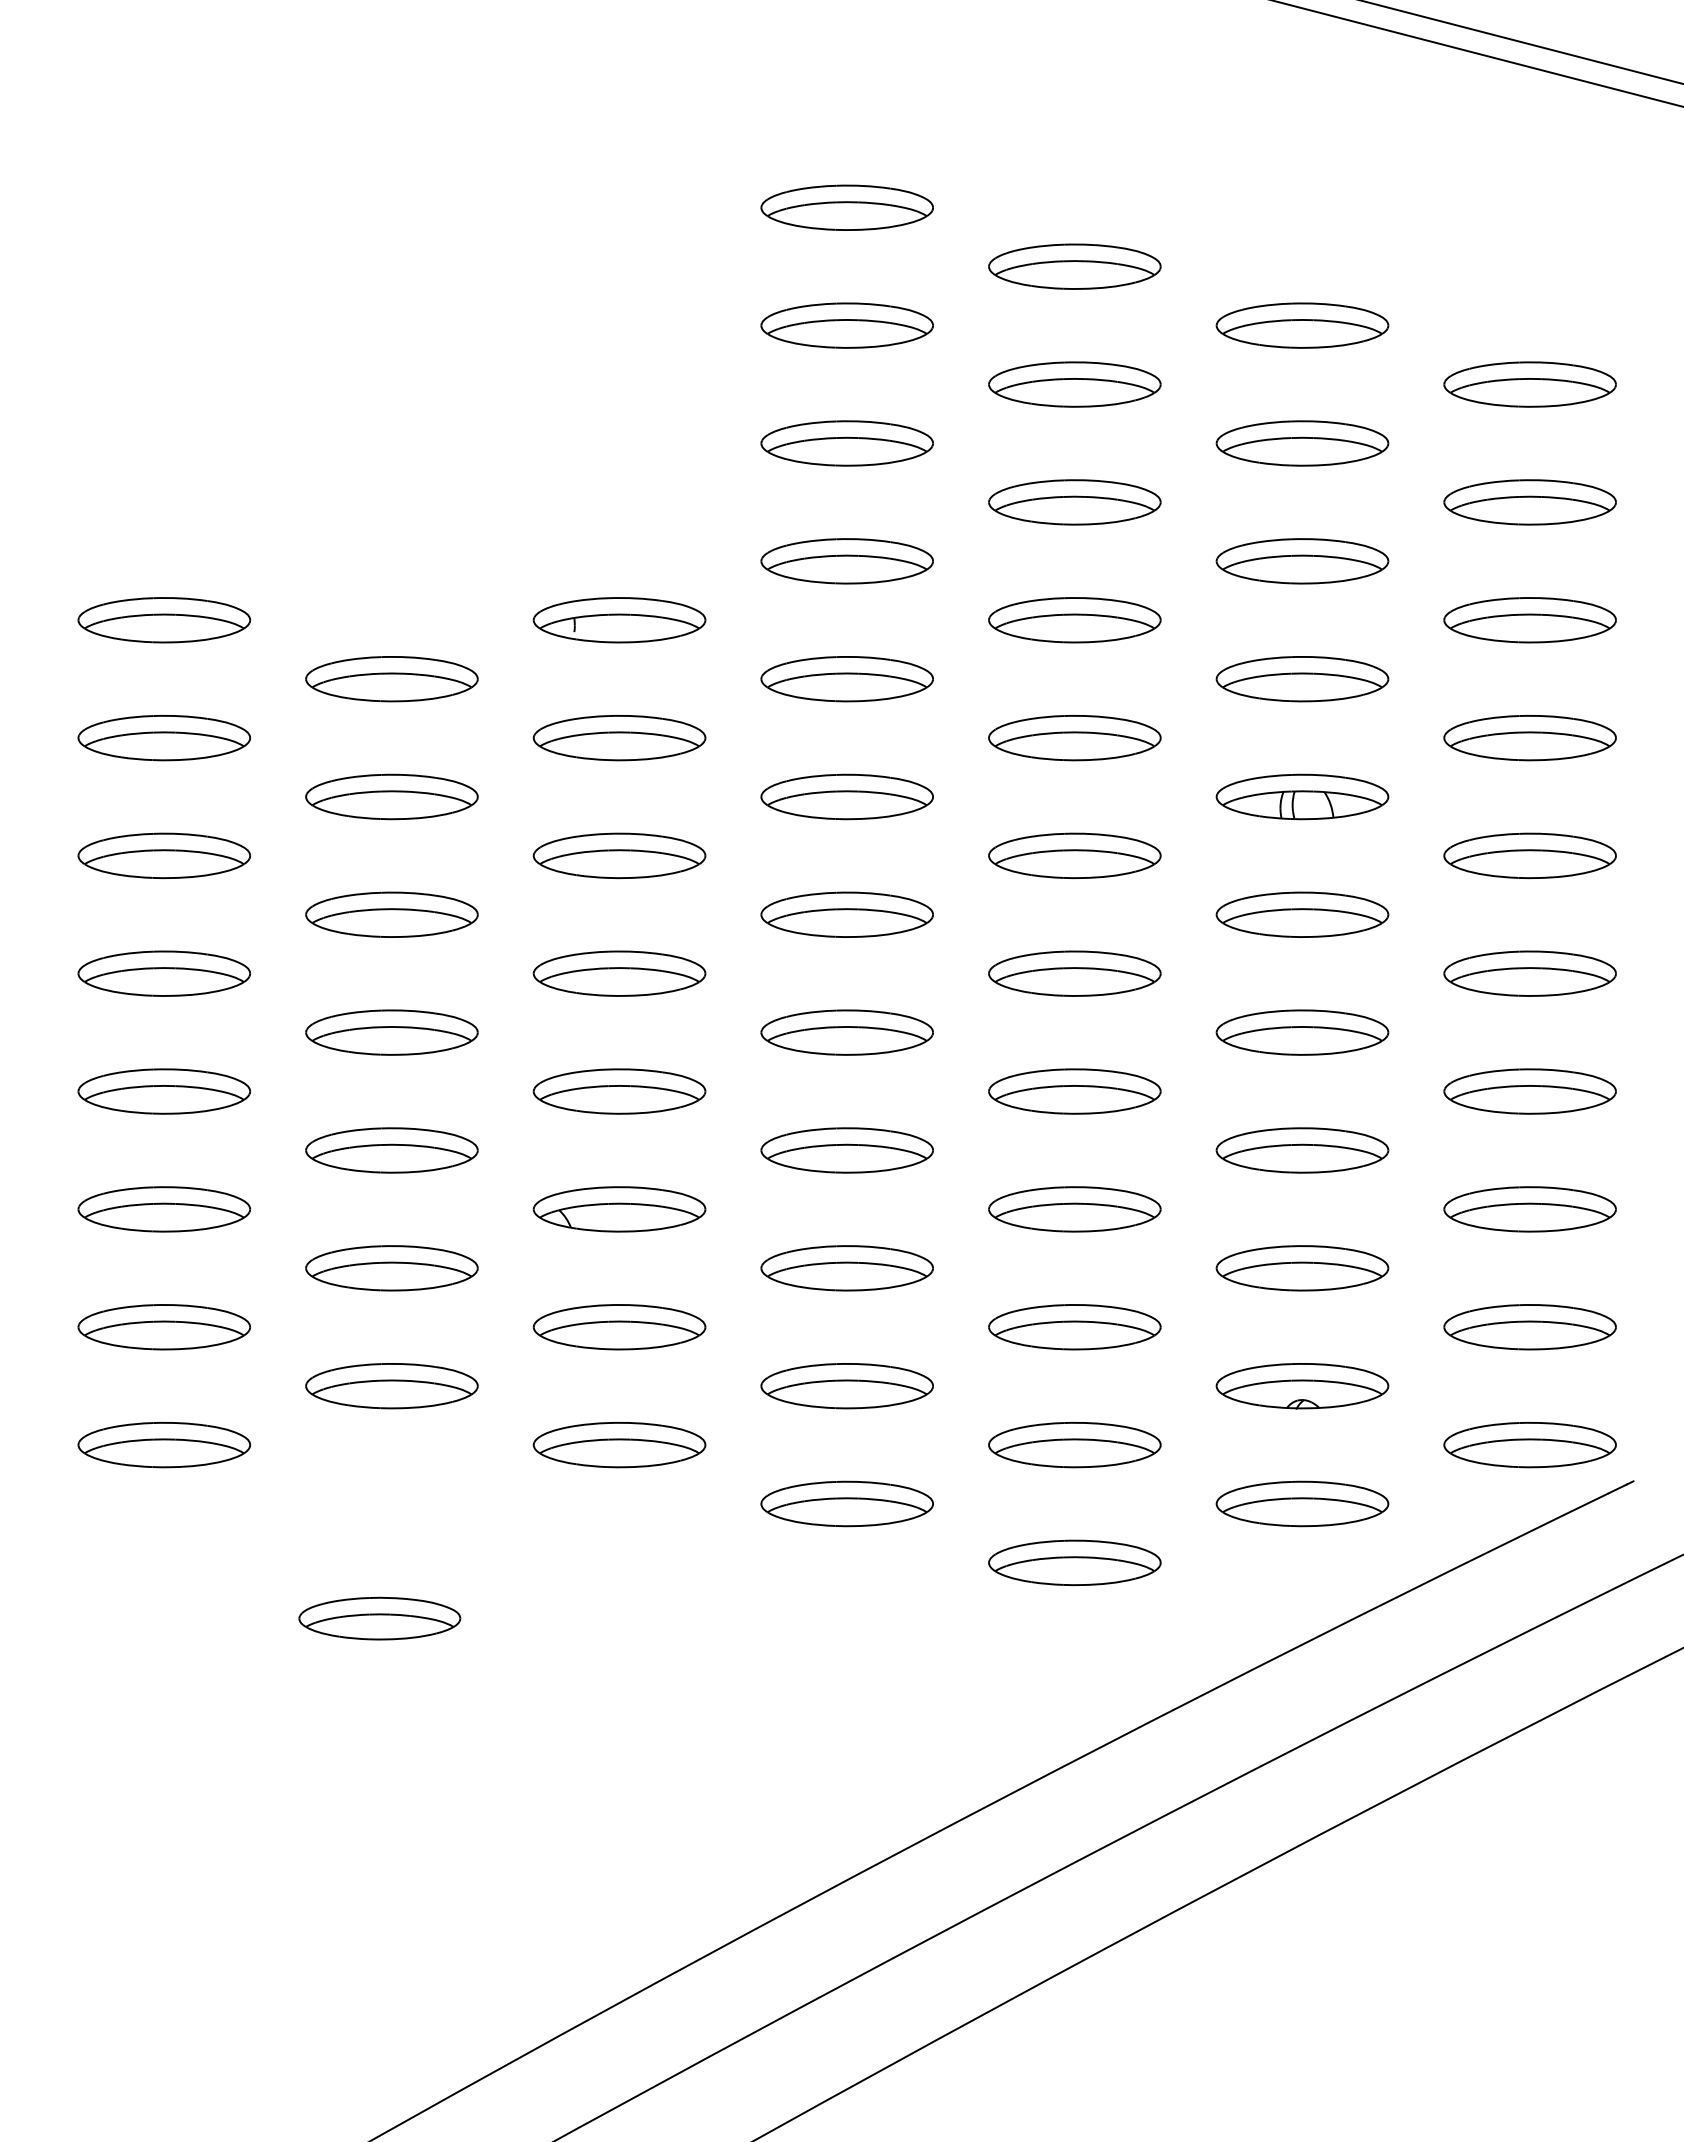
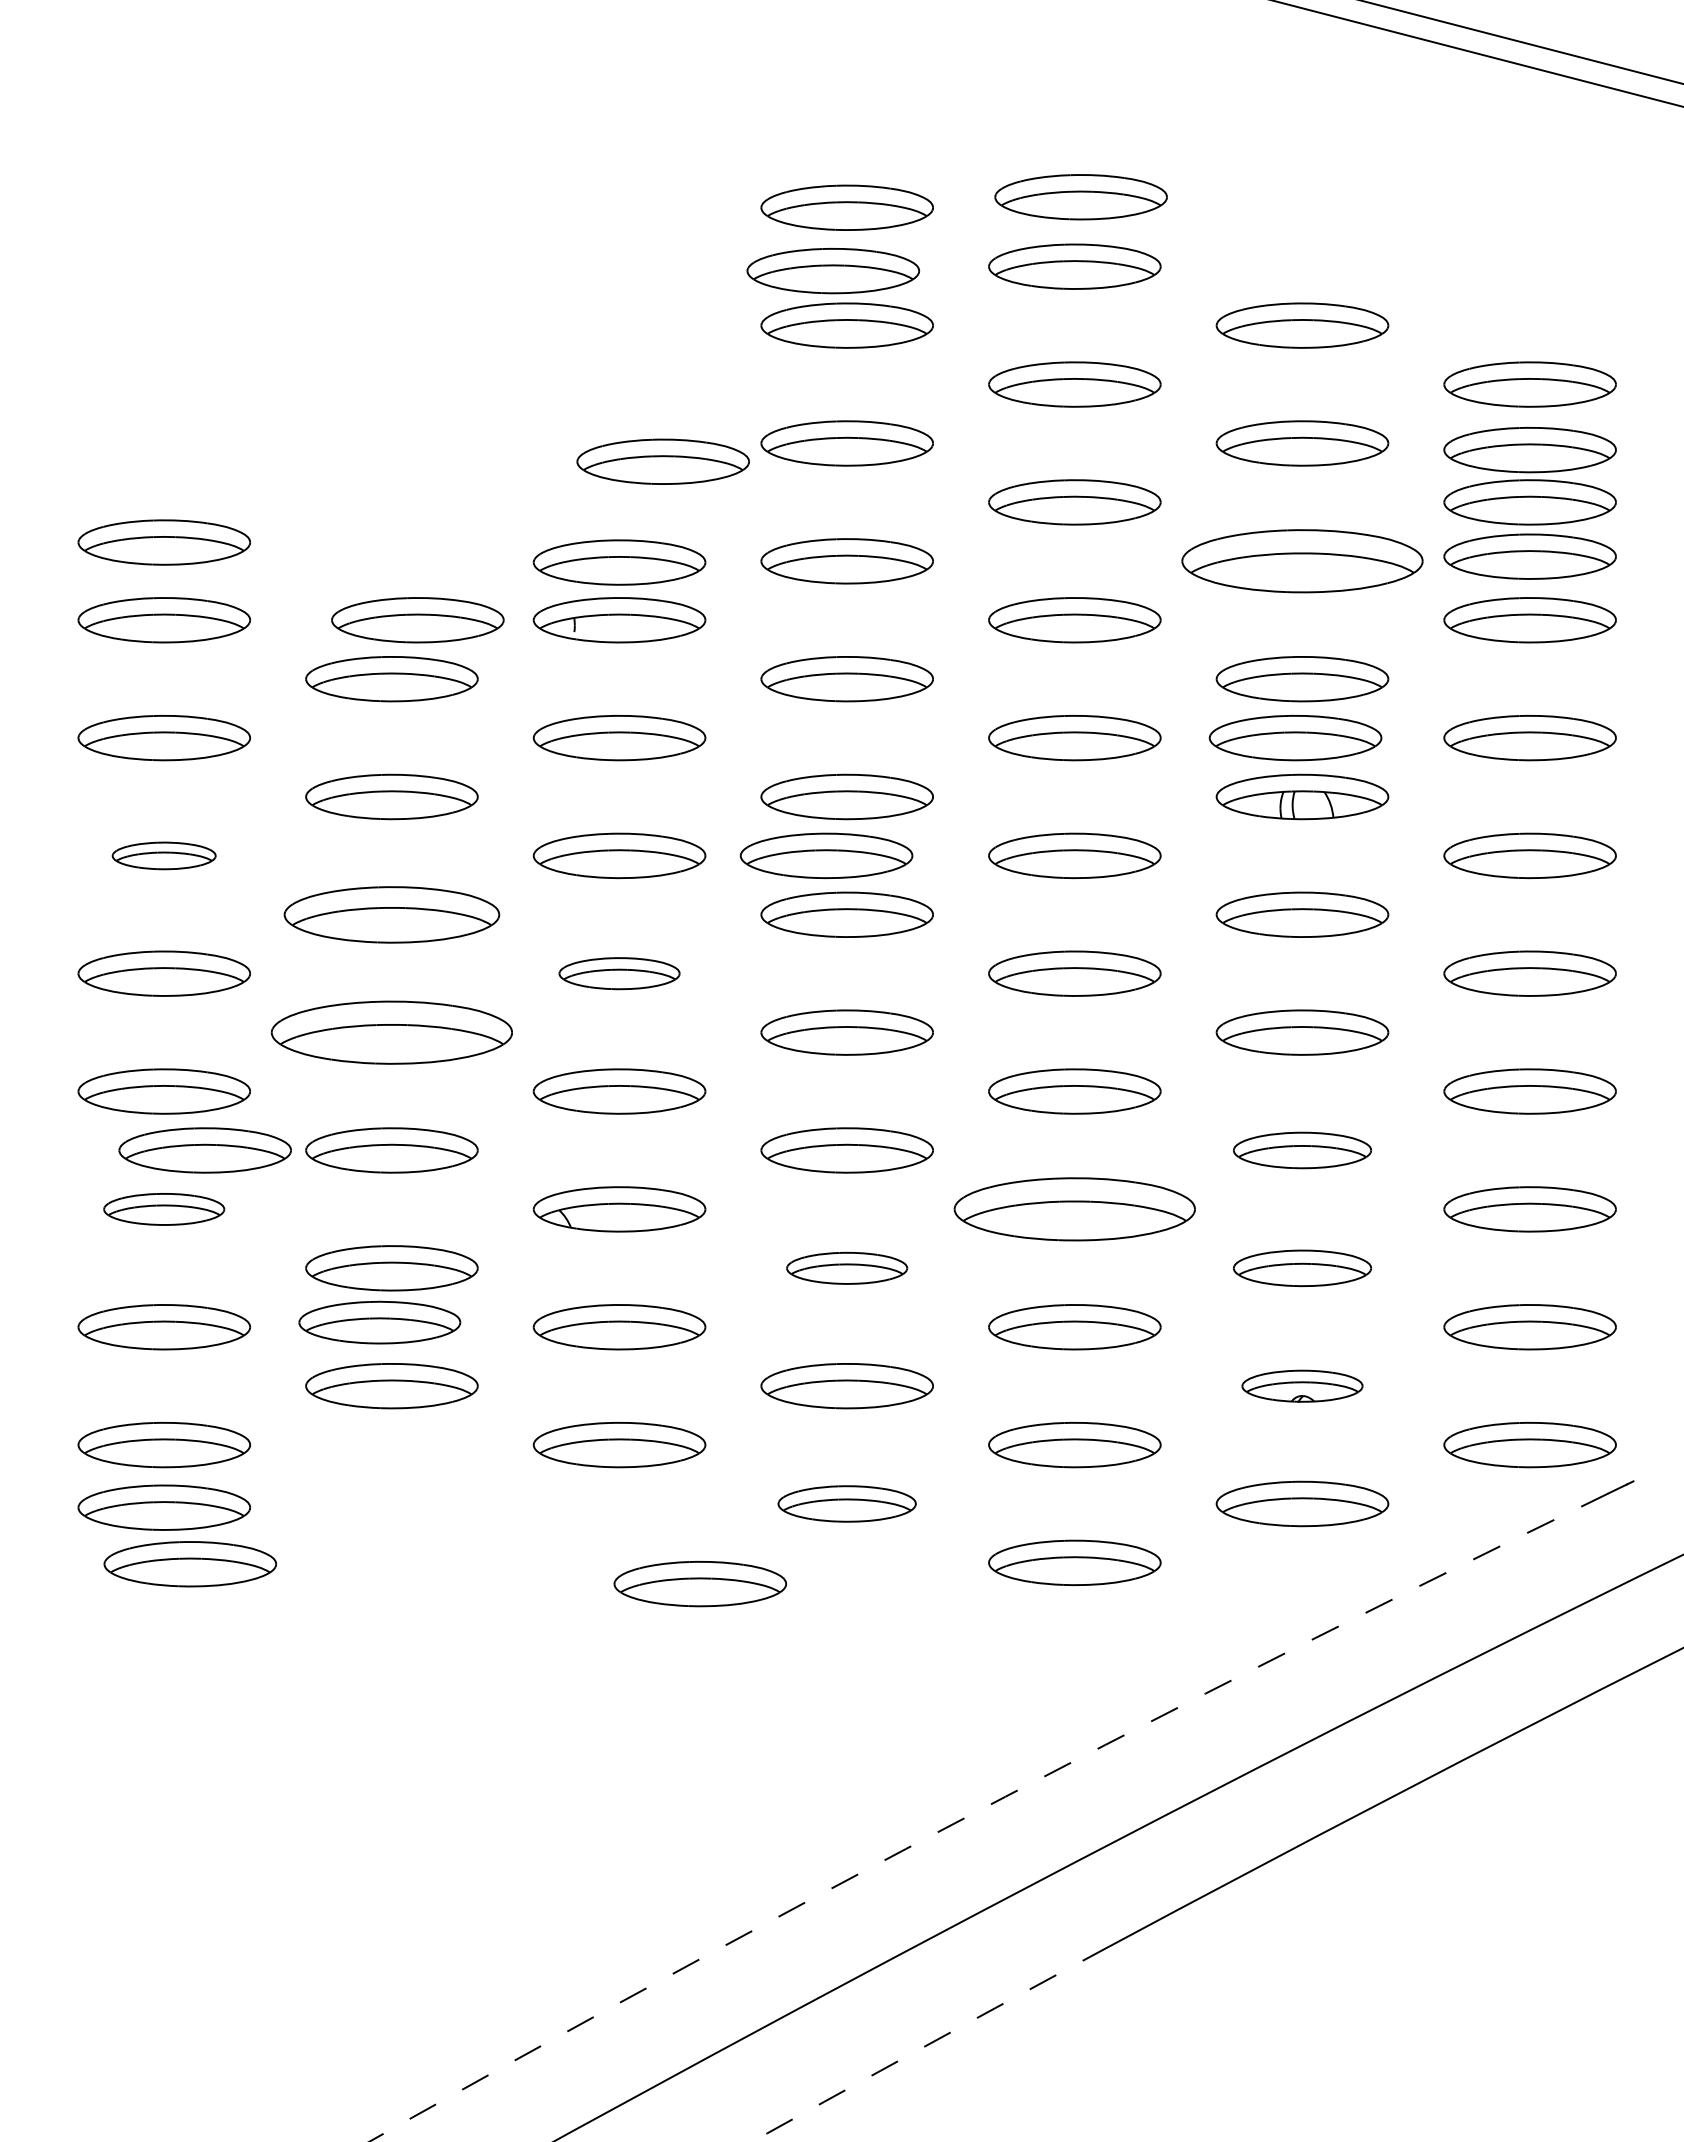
part: none -> present (1080, 197)
part: none -> present (832, 271)
part: none -> present (1529, 450)
part: none -> present (662, 461)
part: none -> present (163, 542)
part: none -> present (1529, 556)
part size: 175x47 px -> 243x65 px (1302, 561)
part: none -> present (619, 562)
part: none -> present (417, 620)
part: none -> present (1295, 738)
part size: 174x48 px -> 106x30 px (163, 855)
part: none -> present (826, 855)
part size: 174x47 px -> 218x58 px (391, 914)
part size: 175x47 px -> 123x34 px (619, 973)
part size: 174x47 px -> 243x65 px (391, 1032)
part: none -> present (204, 1150)
part size: 175x47 px -> 140x39 px (1302, 1150)
part size: 174x47 px -> 123x33 px (164, 1209)
part size: 174x47 px -> 243x65 px (1074, 1209)
part size: 174x47 px -> 123x34 px (847, 1267)
part size: 175x47 px -> 140x39 px (1302, 1268)
part size: 175x47 px -> 123x34 px (1302, 1385)
part size: 174x48 px -> 140x38 px (846, 1503)
part: none -> present (163, 1507)
part: none -> present (189, 1564)
part: none -> present (699, 1584)
part position: (379, 1618) -> (379, 1322) (379, 1322)
arc: solid -> dashed (983, 1808)
arc: solid -> dashed (930, 2043)
